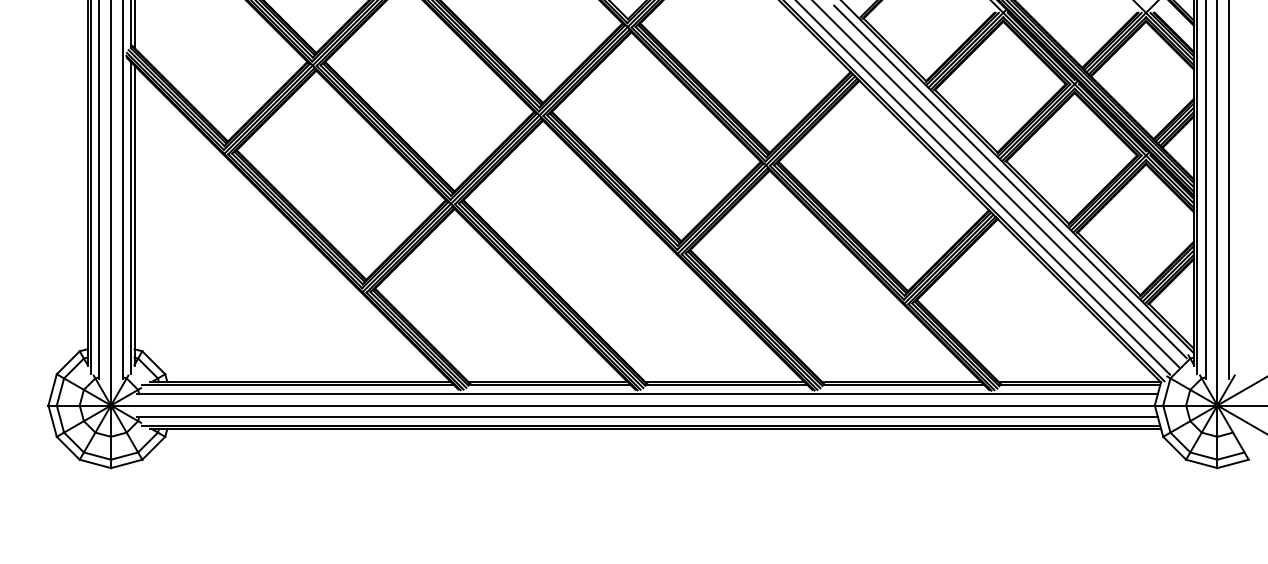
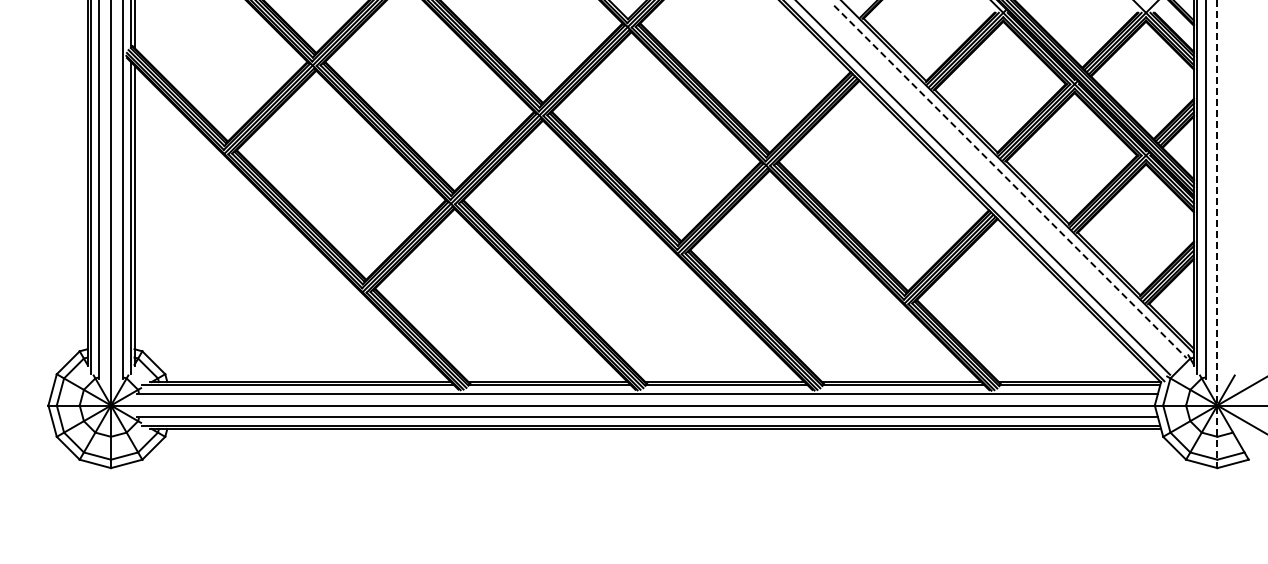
line: solid -> dashed (1010, 182)
line: present -> none (996, 184)
line: present -> none (1229, 190)
line: solid -> dashed (1217, 234)
